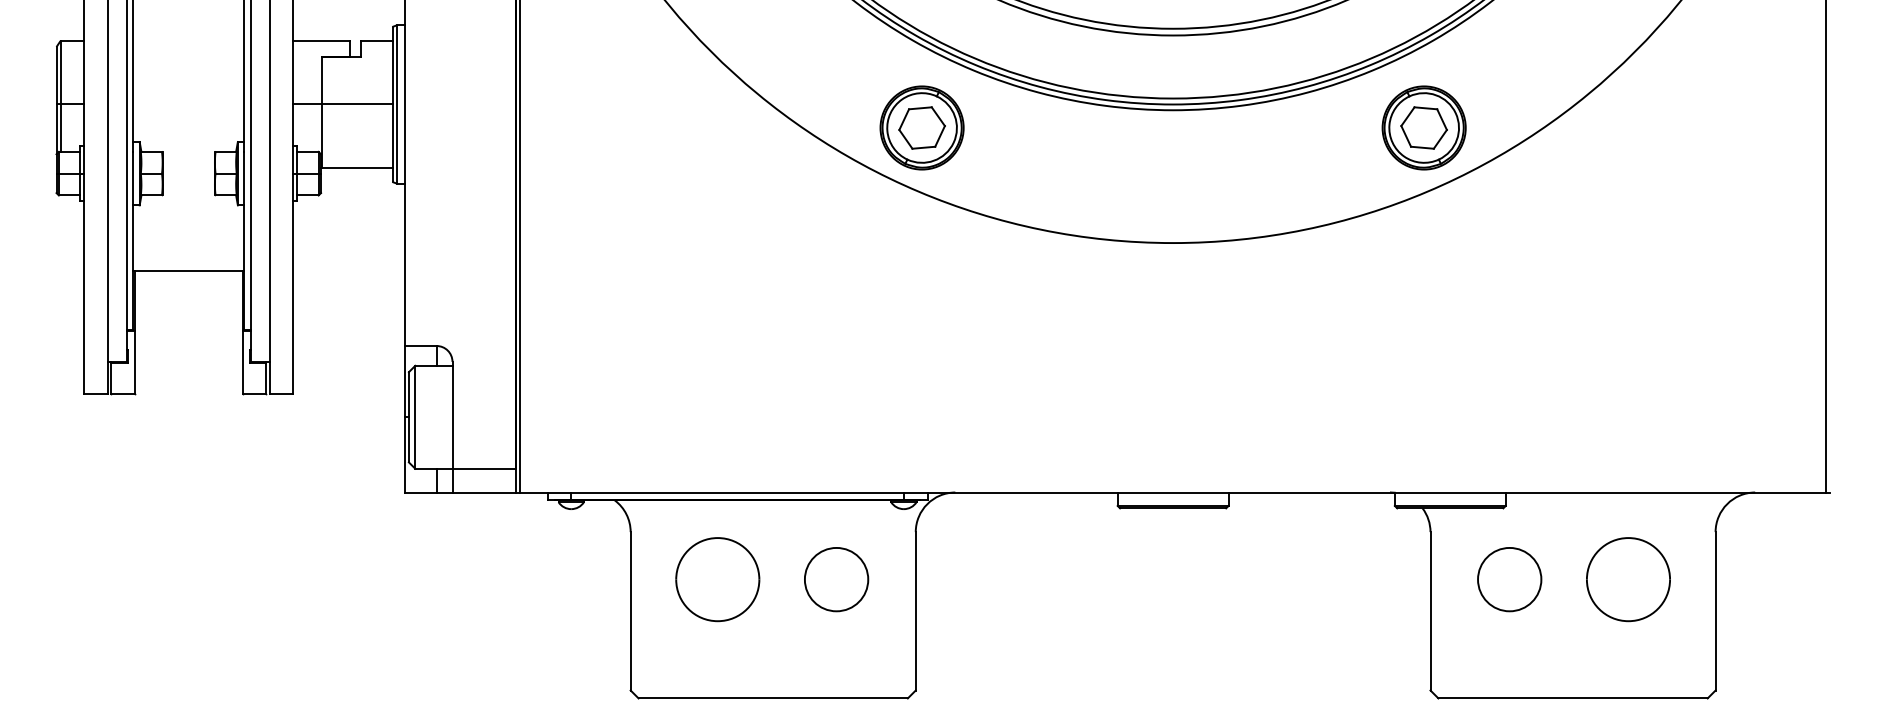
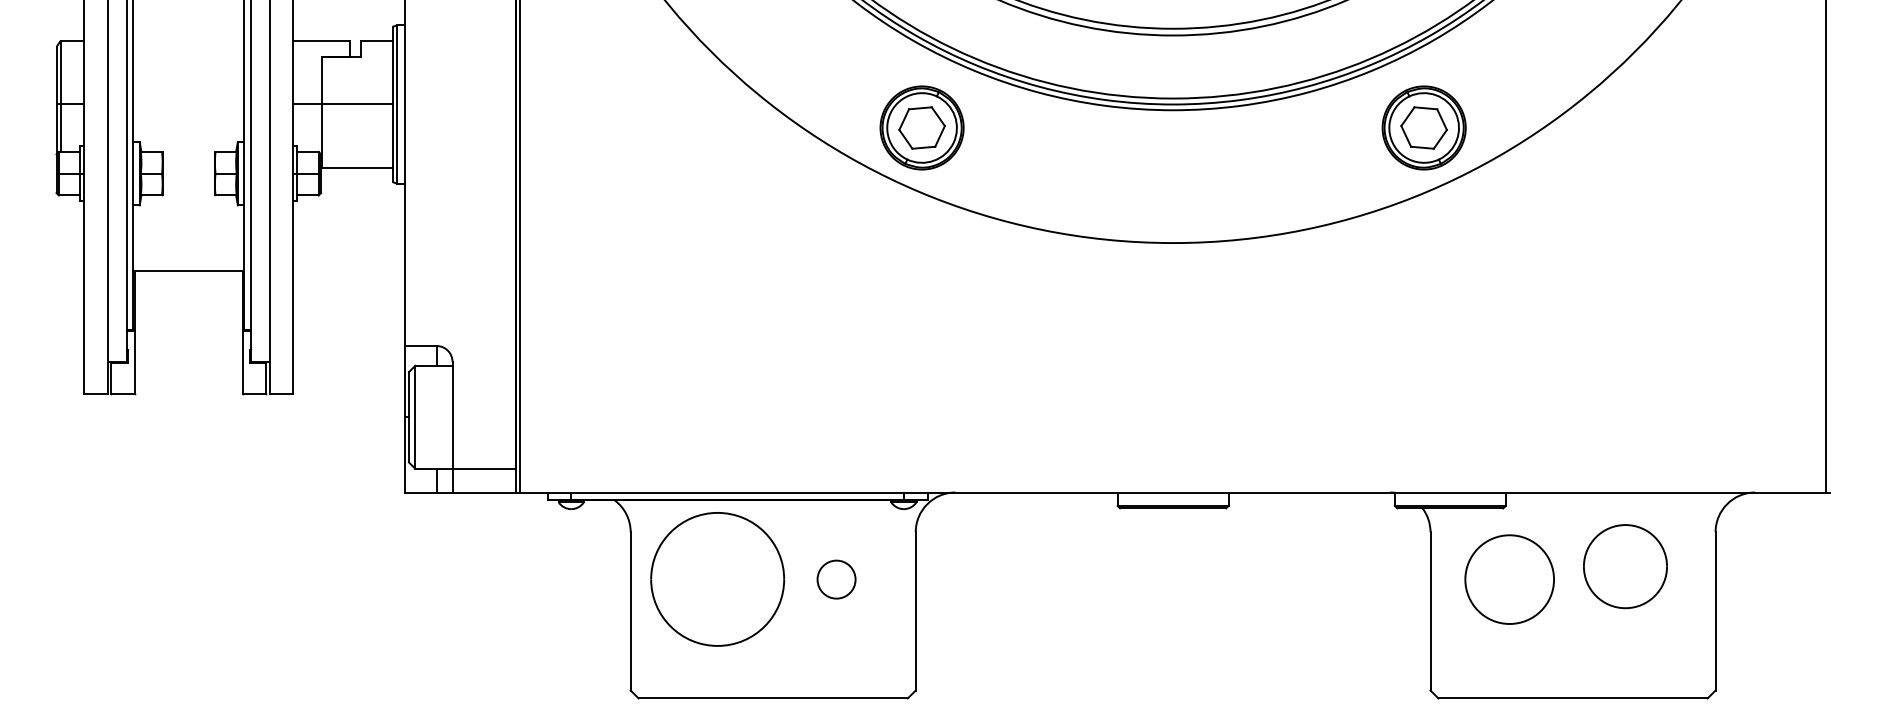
part size: 86x86 px -> 136x135 px (717, 579)
circle diameter: 63 px -> 38 px (836, 579)
circle diameter: 63 px -> 89 px (1509, 579)
part position: (1628, 579) -> (1625, 566) (1625, 566)
